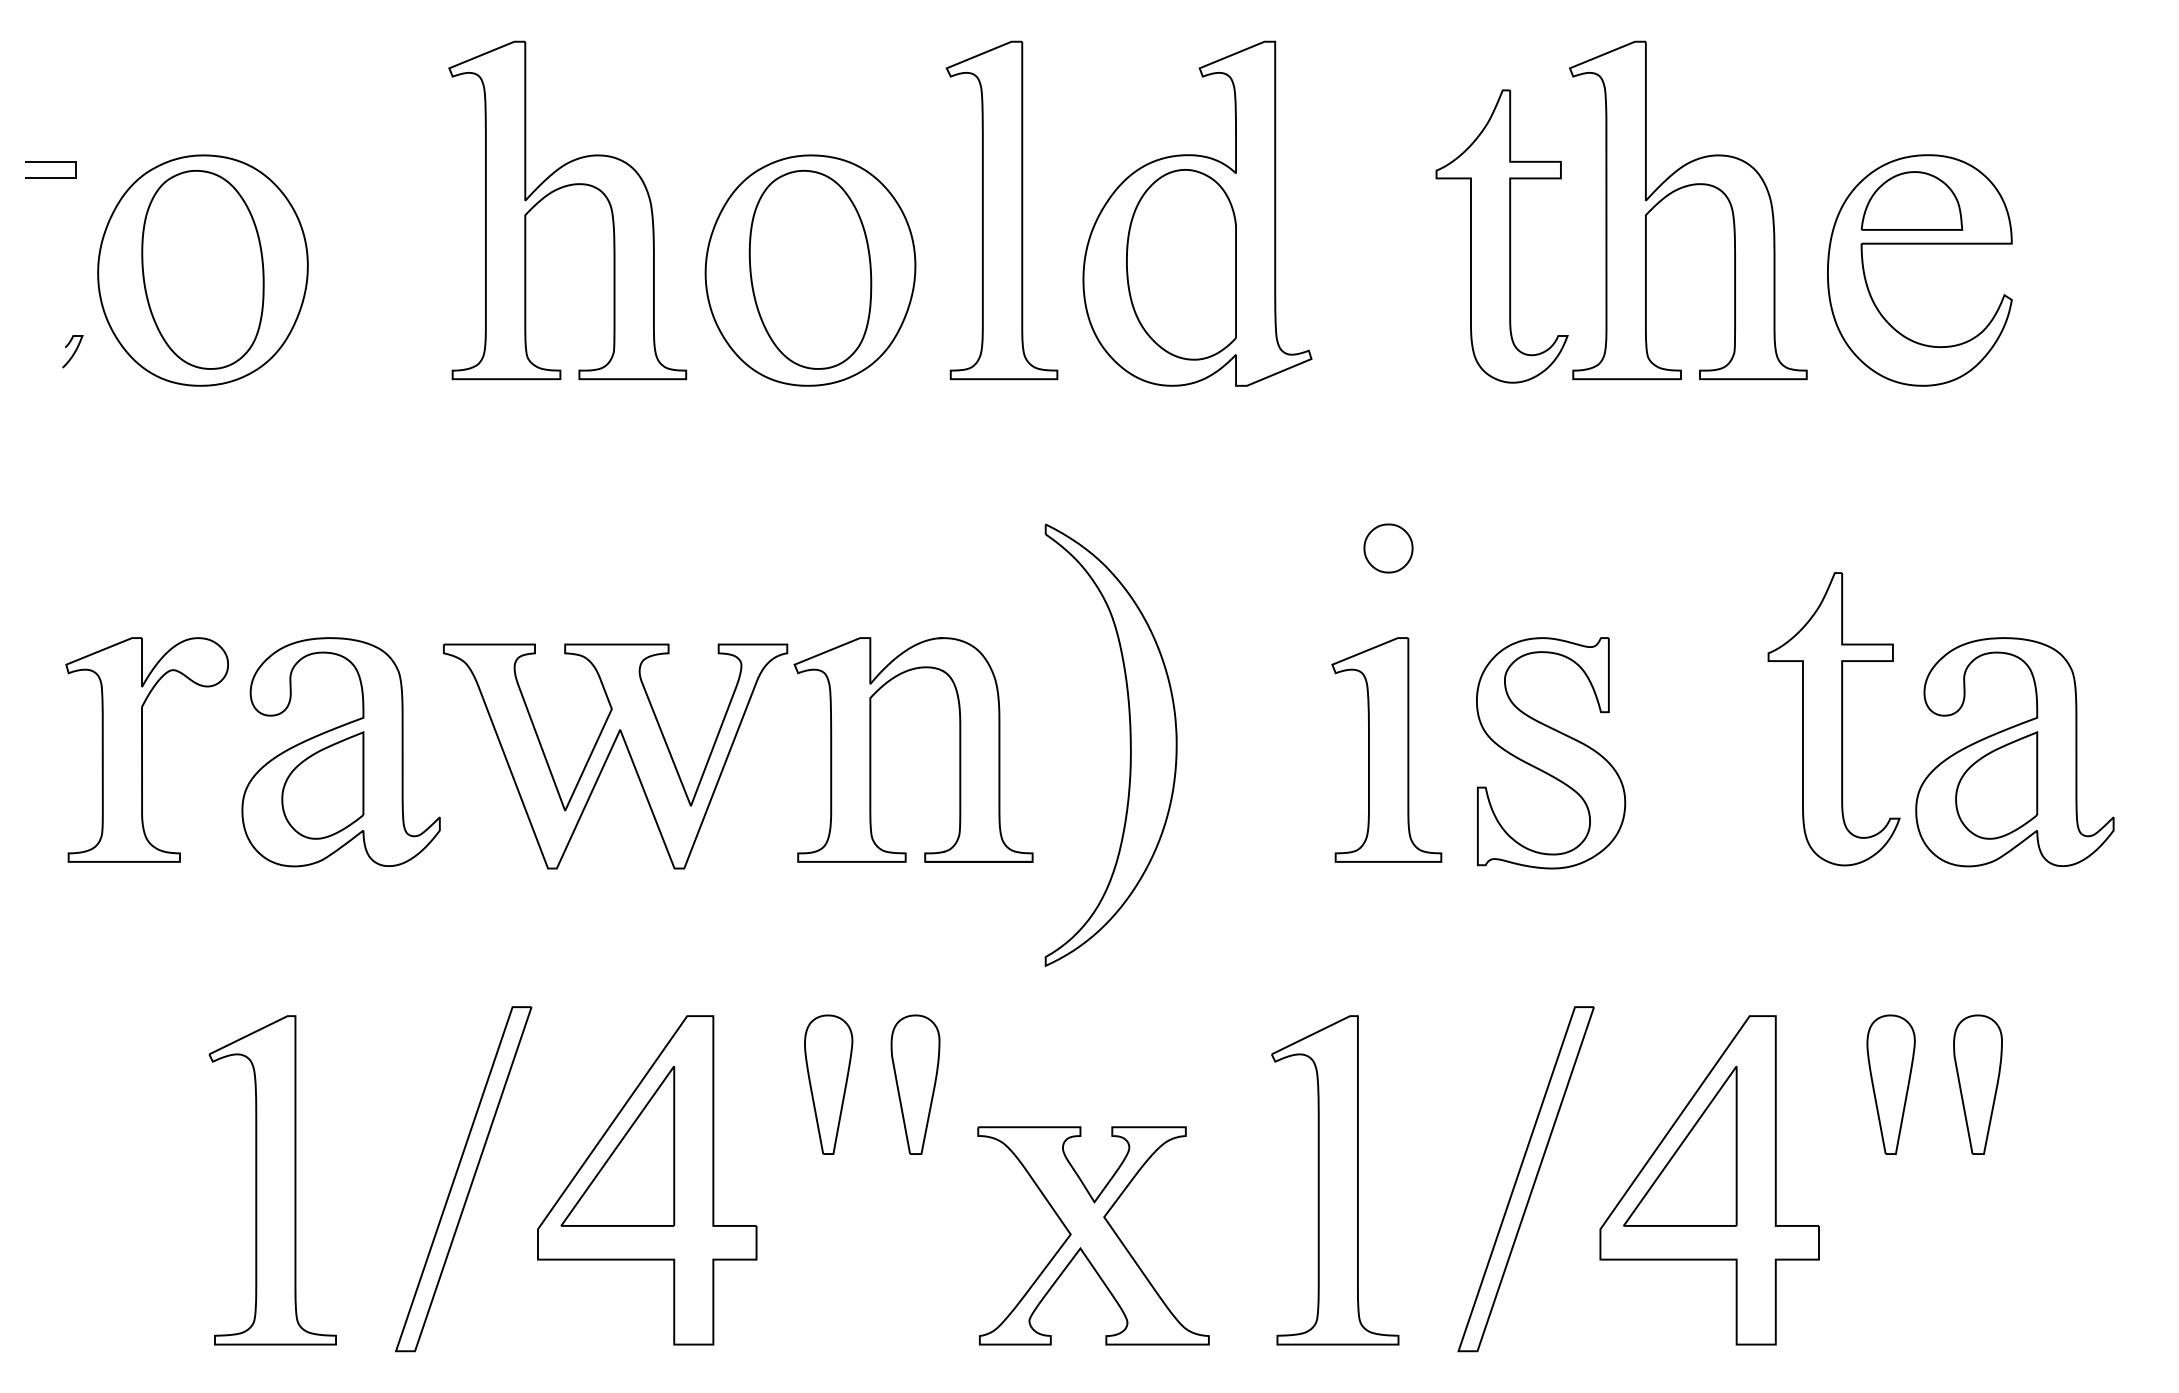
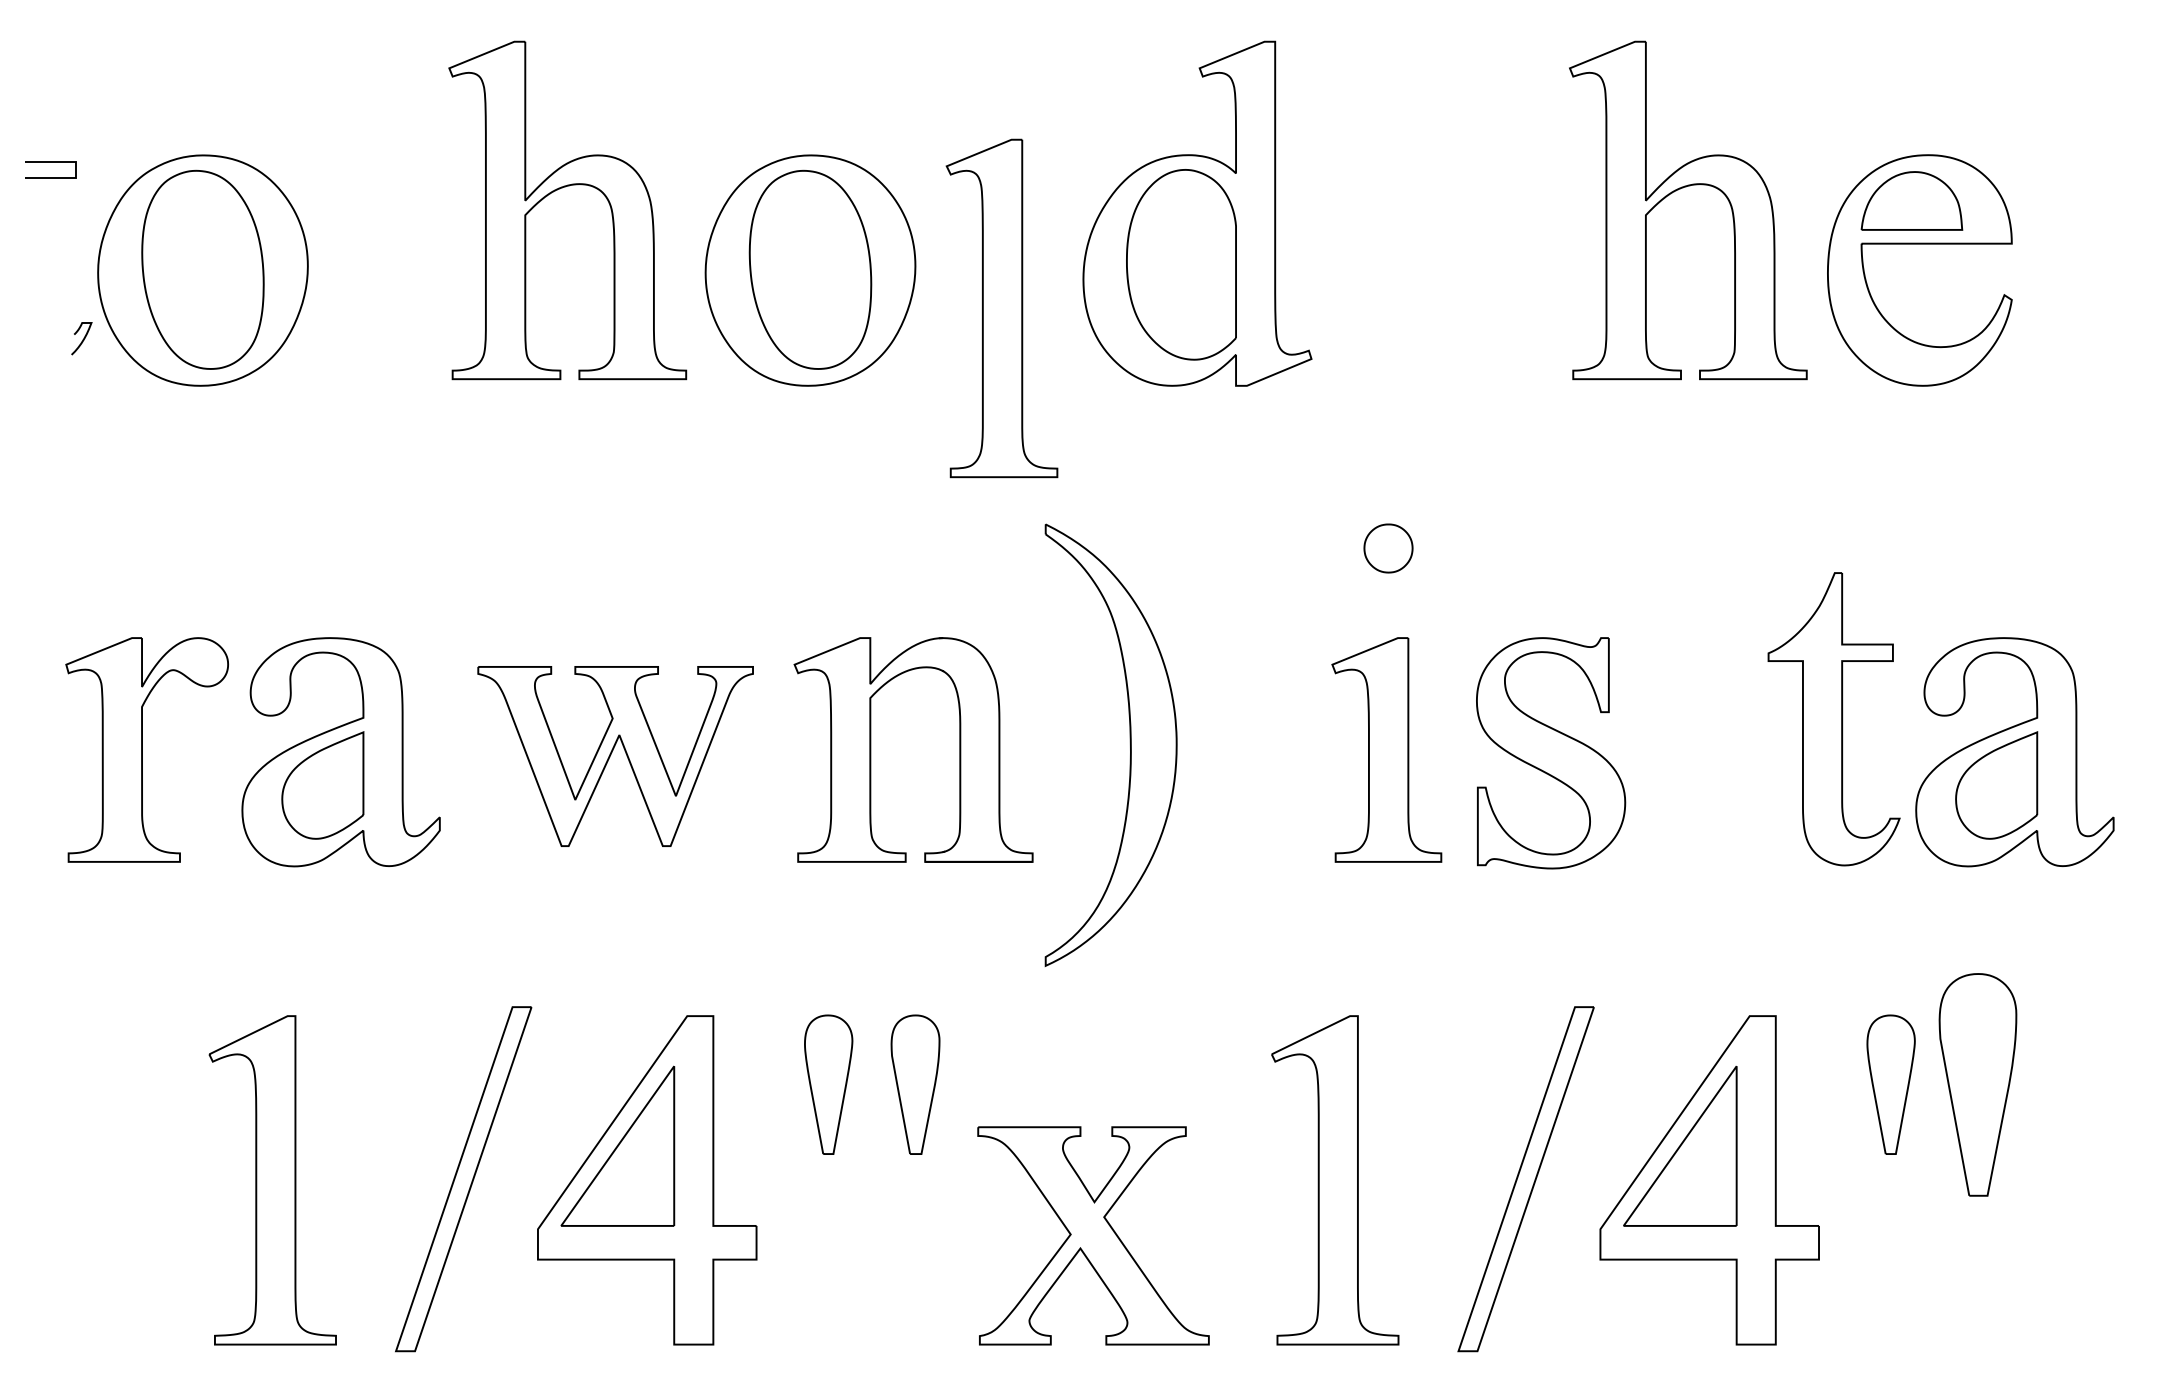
part position: (1001, 210) -> (1001, 308) (1001, 308)
part: present -> none (1501, 236)
curve position: (73, 352) -> (82, 339) (82, 339)
part size: 346x227 px -> 277x181 px (615, 756)
part size: 50x141 px -> 80x224 px (1977, 1084)
